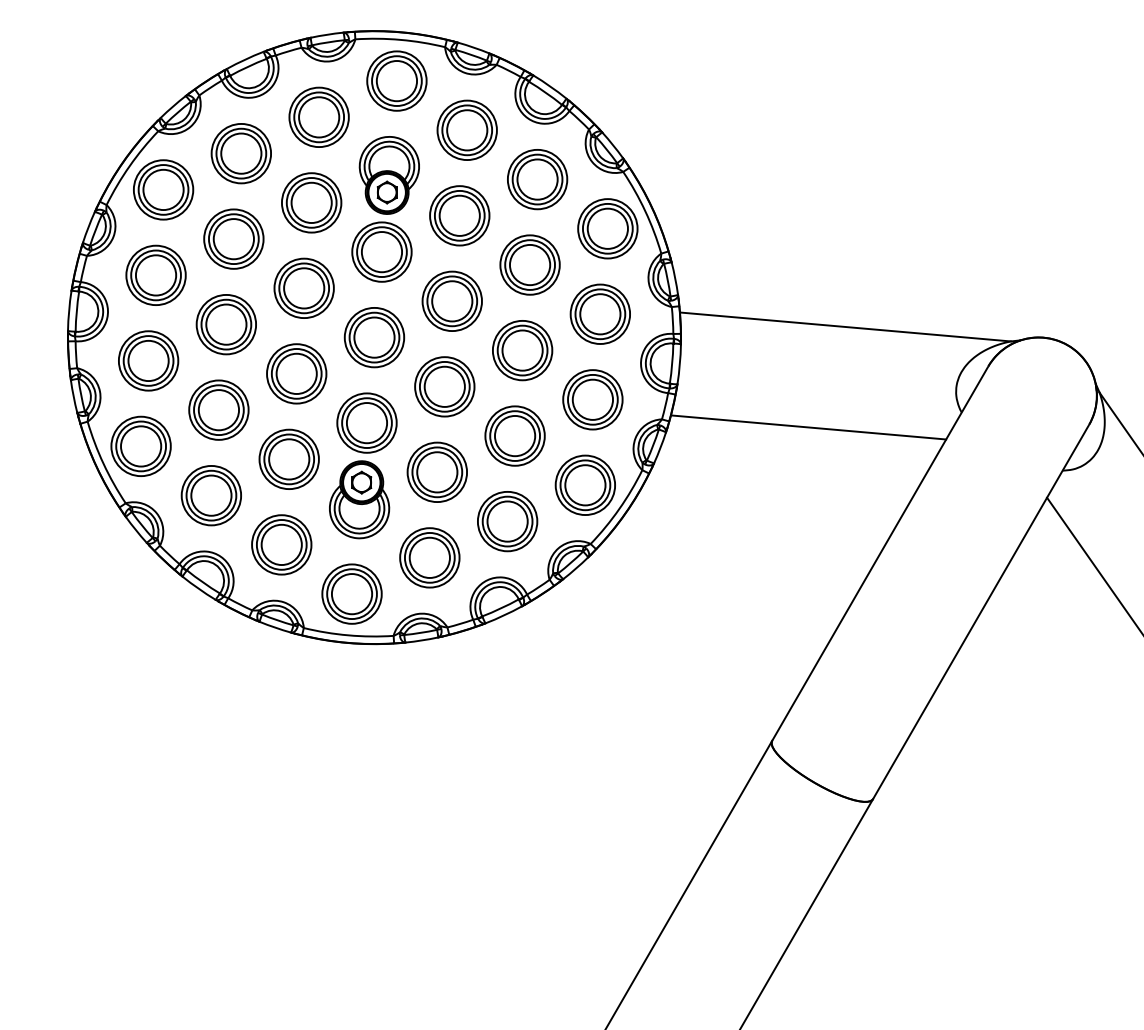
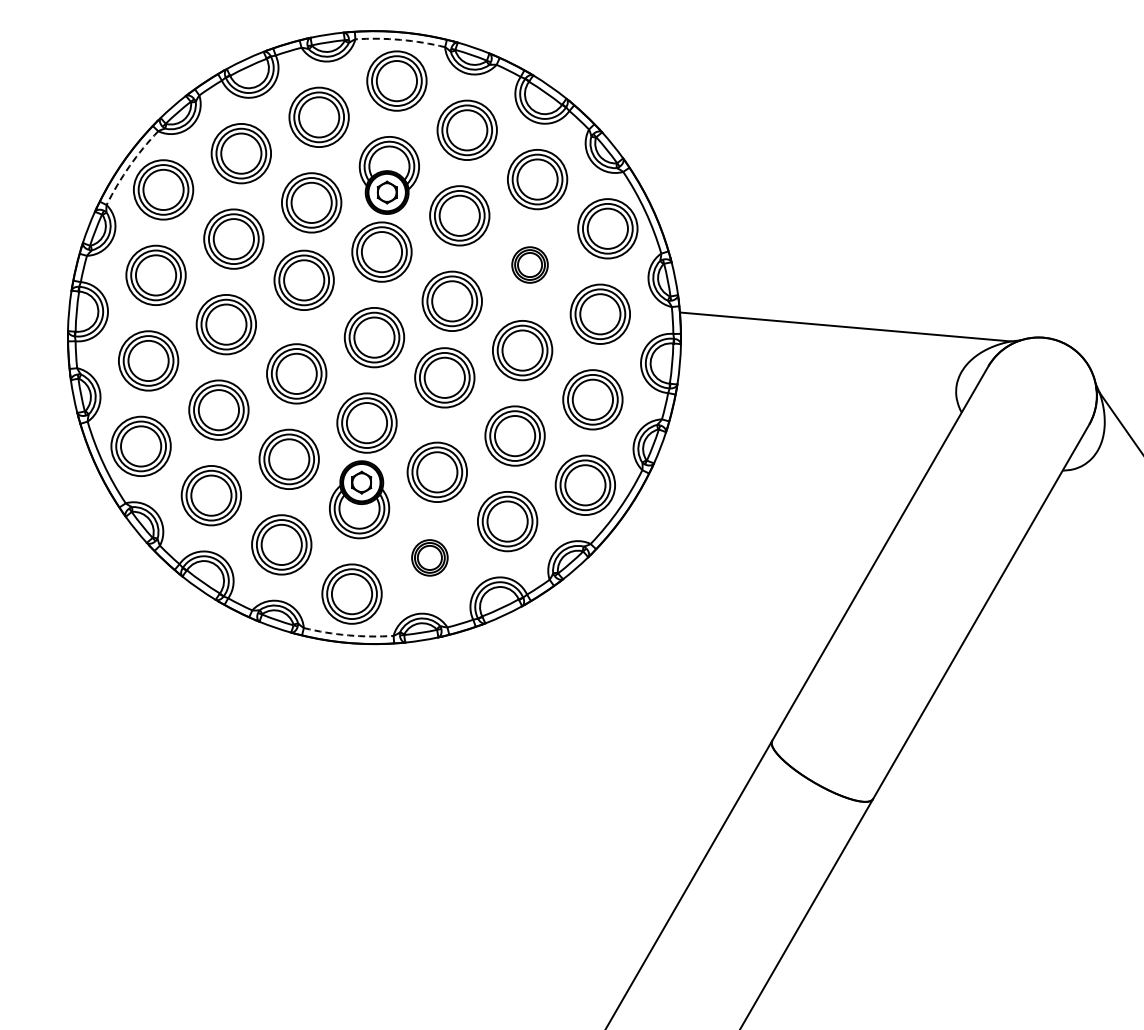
arc: solid -> dashed (400, 39)
arc: solid -> dashed (129, 166)
part size: 62x62 px -> 38x38 px (529, 264)
part position: (303, 287) -> (303, 279) (303, 279)
part position: (444, 386) -> (444, 377) (444, 377)
line: present -> none (808, 427)
part size: 62x62 px -> 38x38 px (429, 557)
line: present -> none (1093, 564)
arc: solid -> dashed (348, 635)
